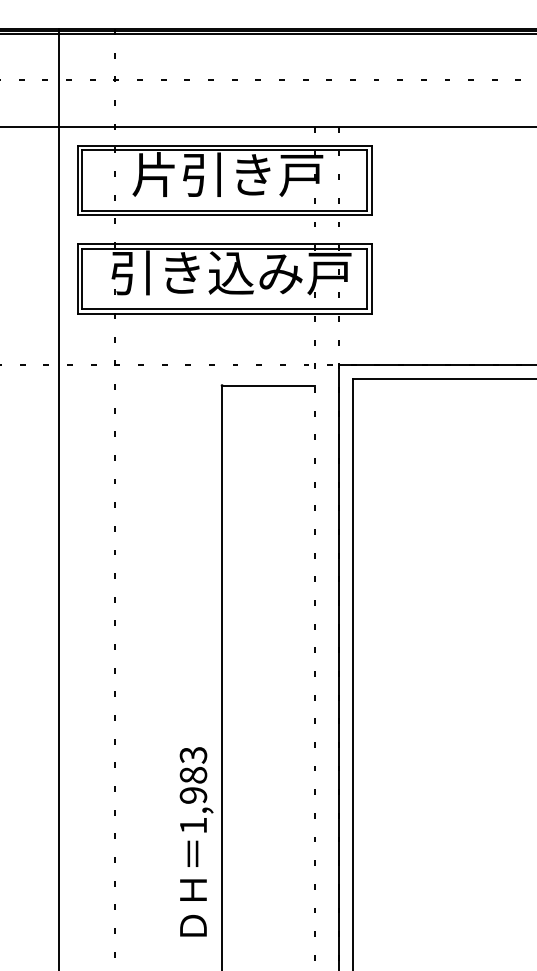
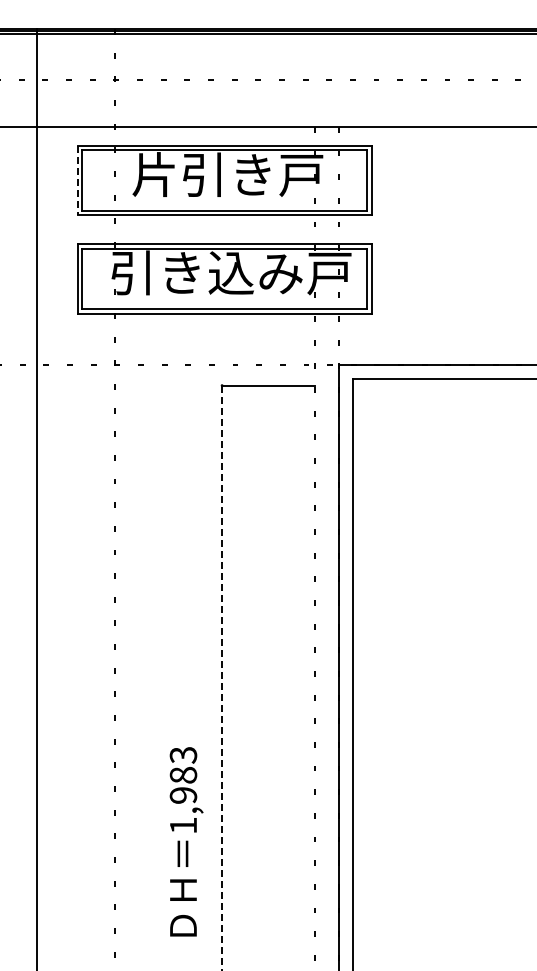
line: solid -> dashed (77, 180)
line position: (59, 498) -> (37, 498) (37, 498)
line: solid -> dashed (222, 678)
text position: (196, 841) -> (186, 841) (186, 841)
